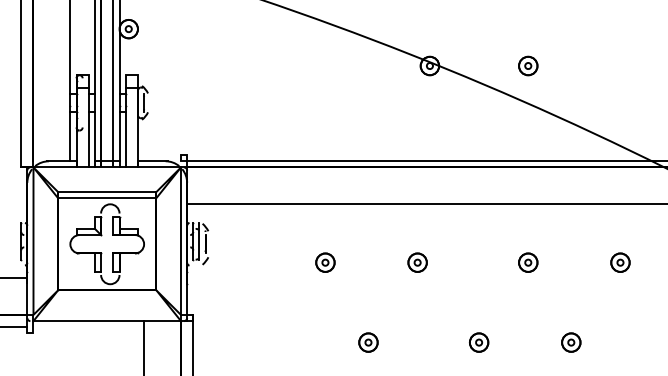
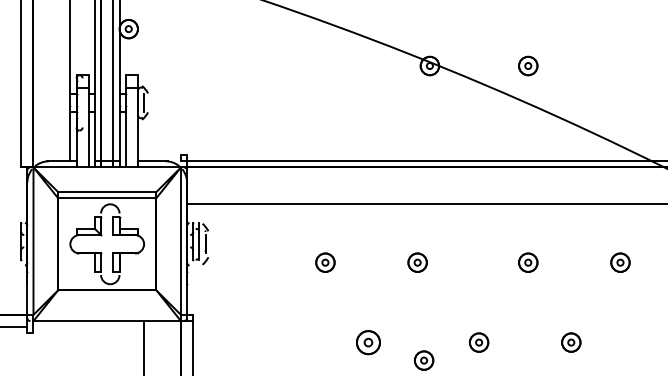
line: present -> none (14, 278)
part size: 21x21 px -> 25x26 px (368, 342)
part: none -> present (424, 360)
